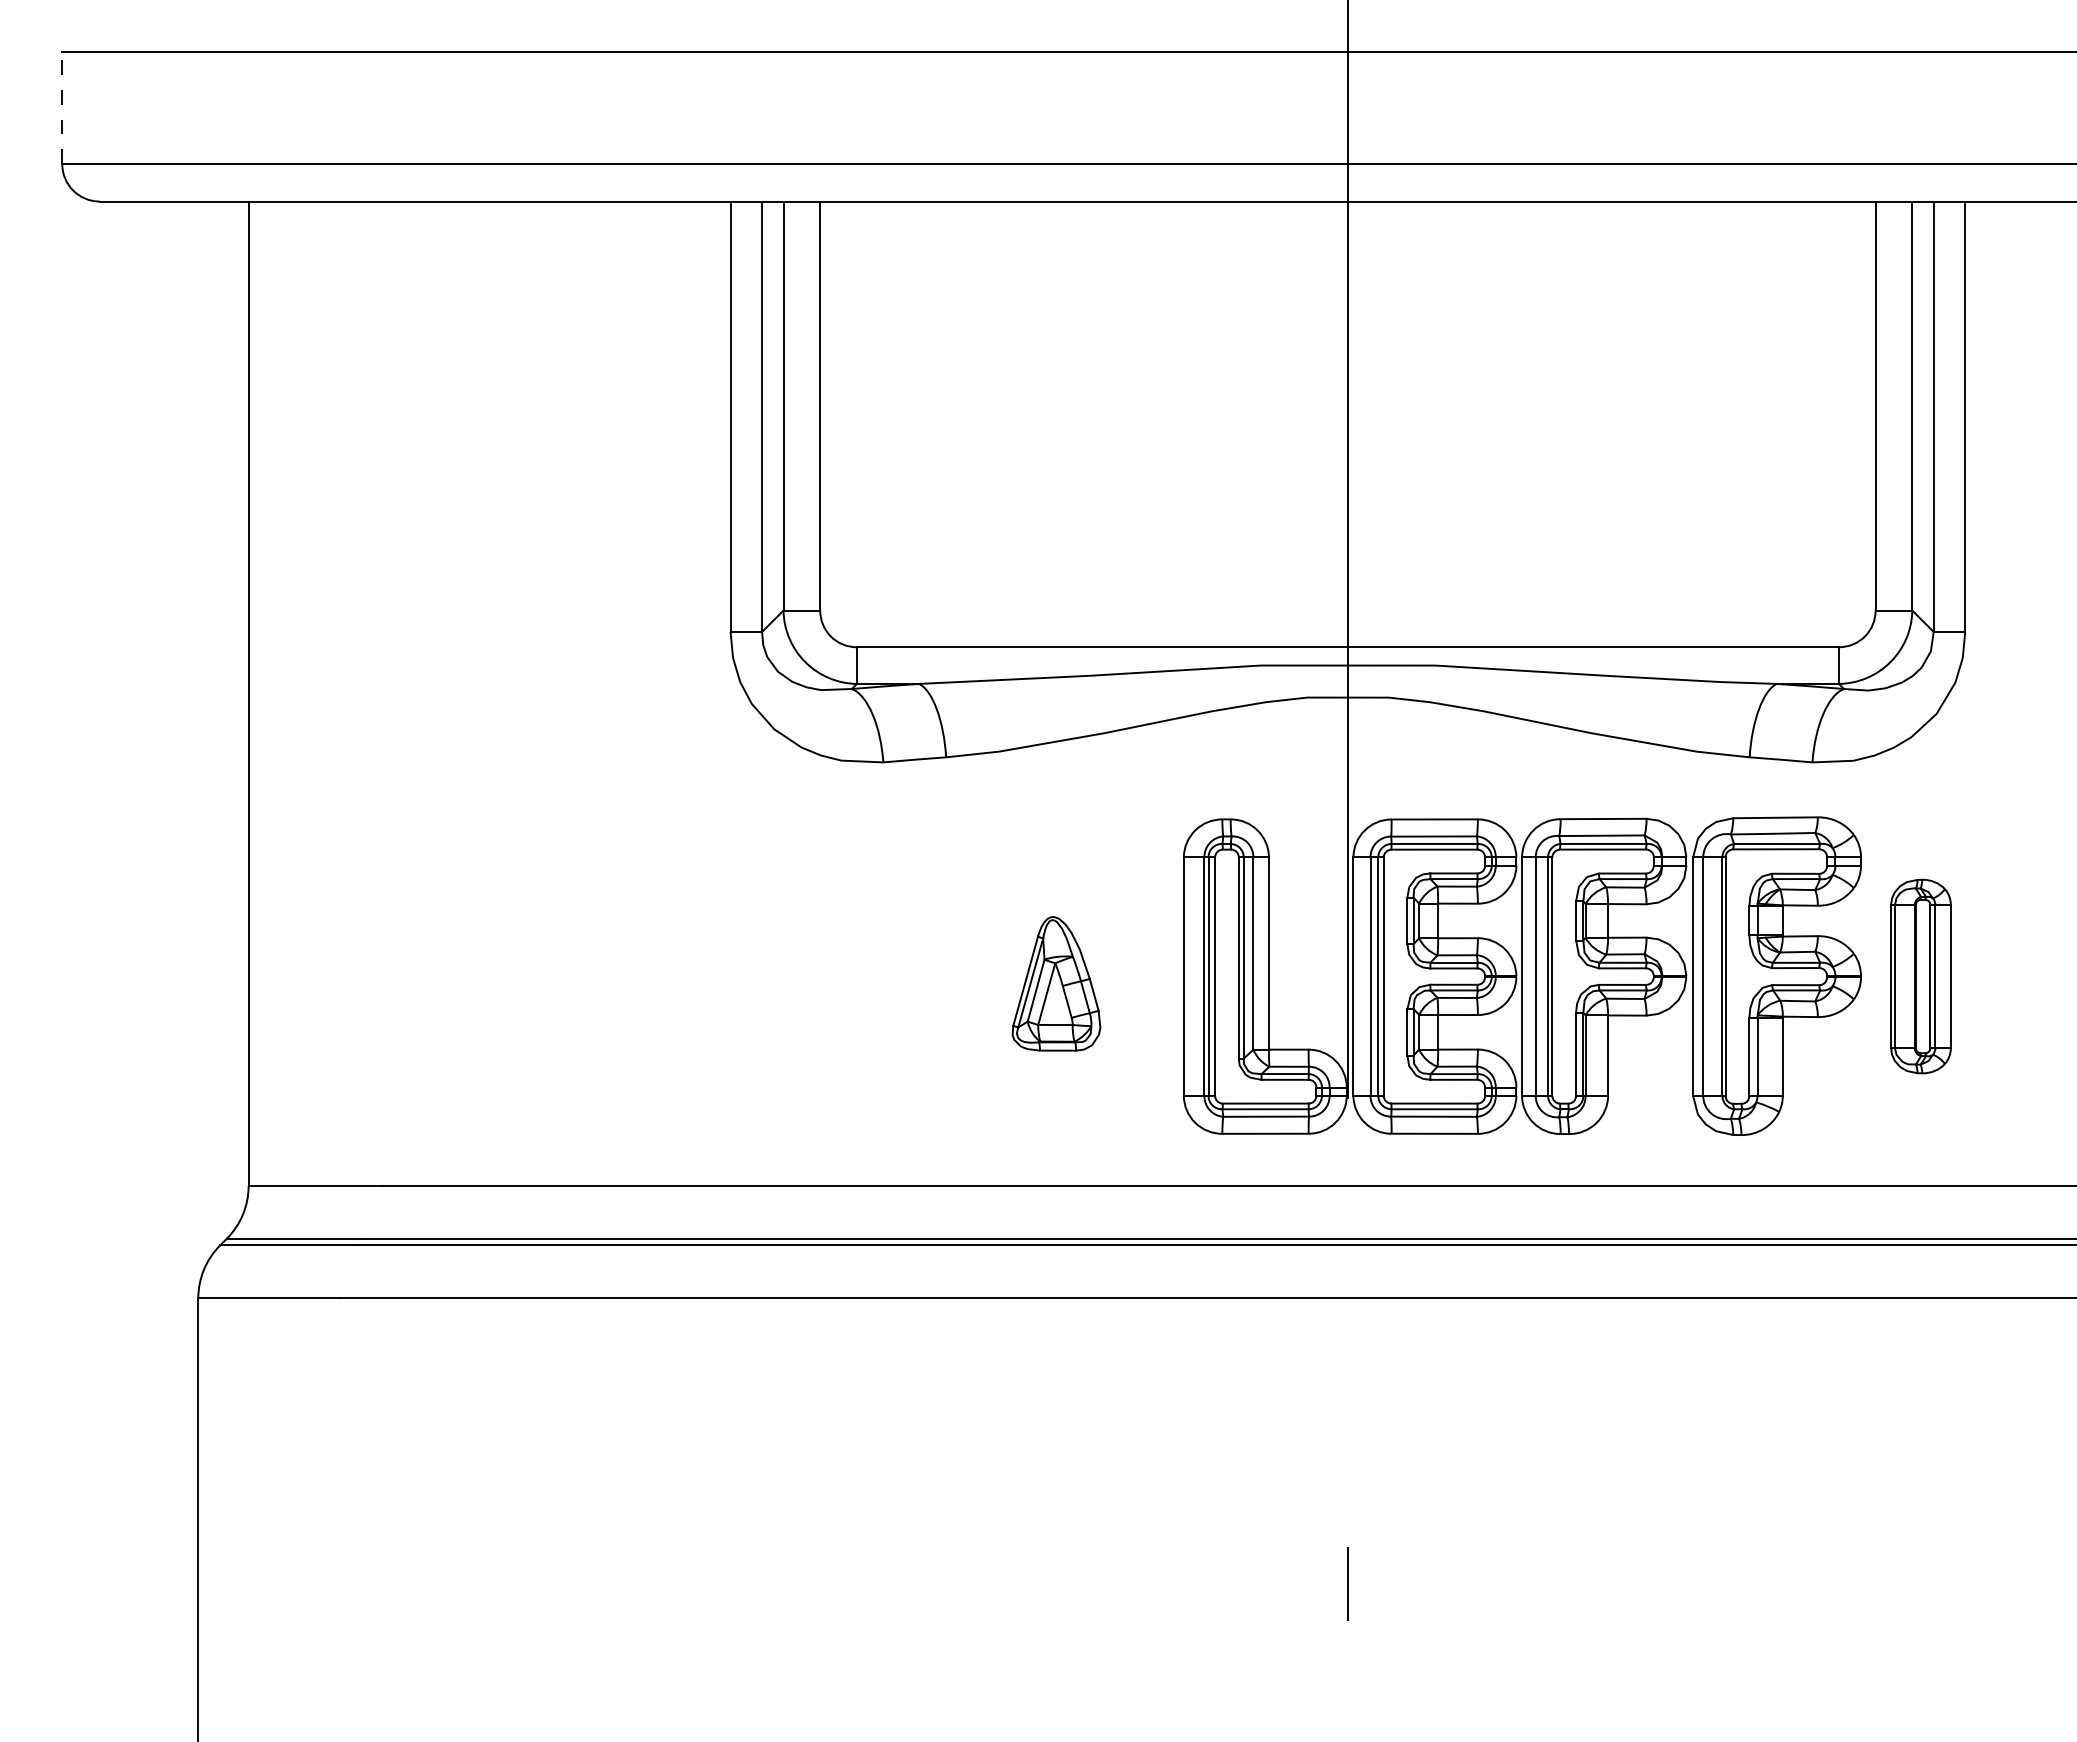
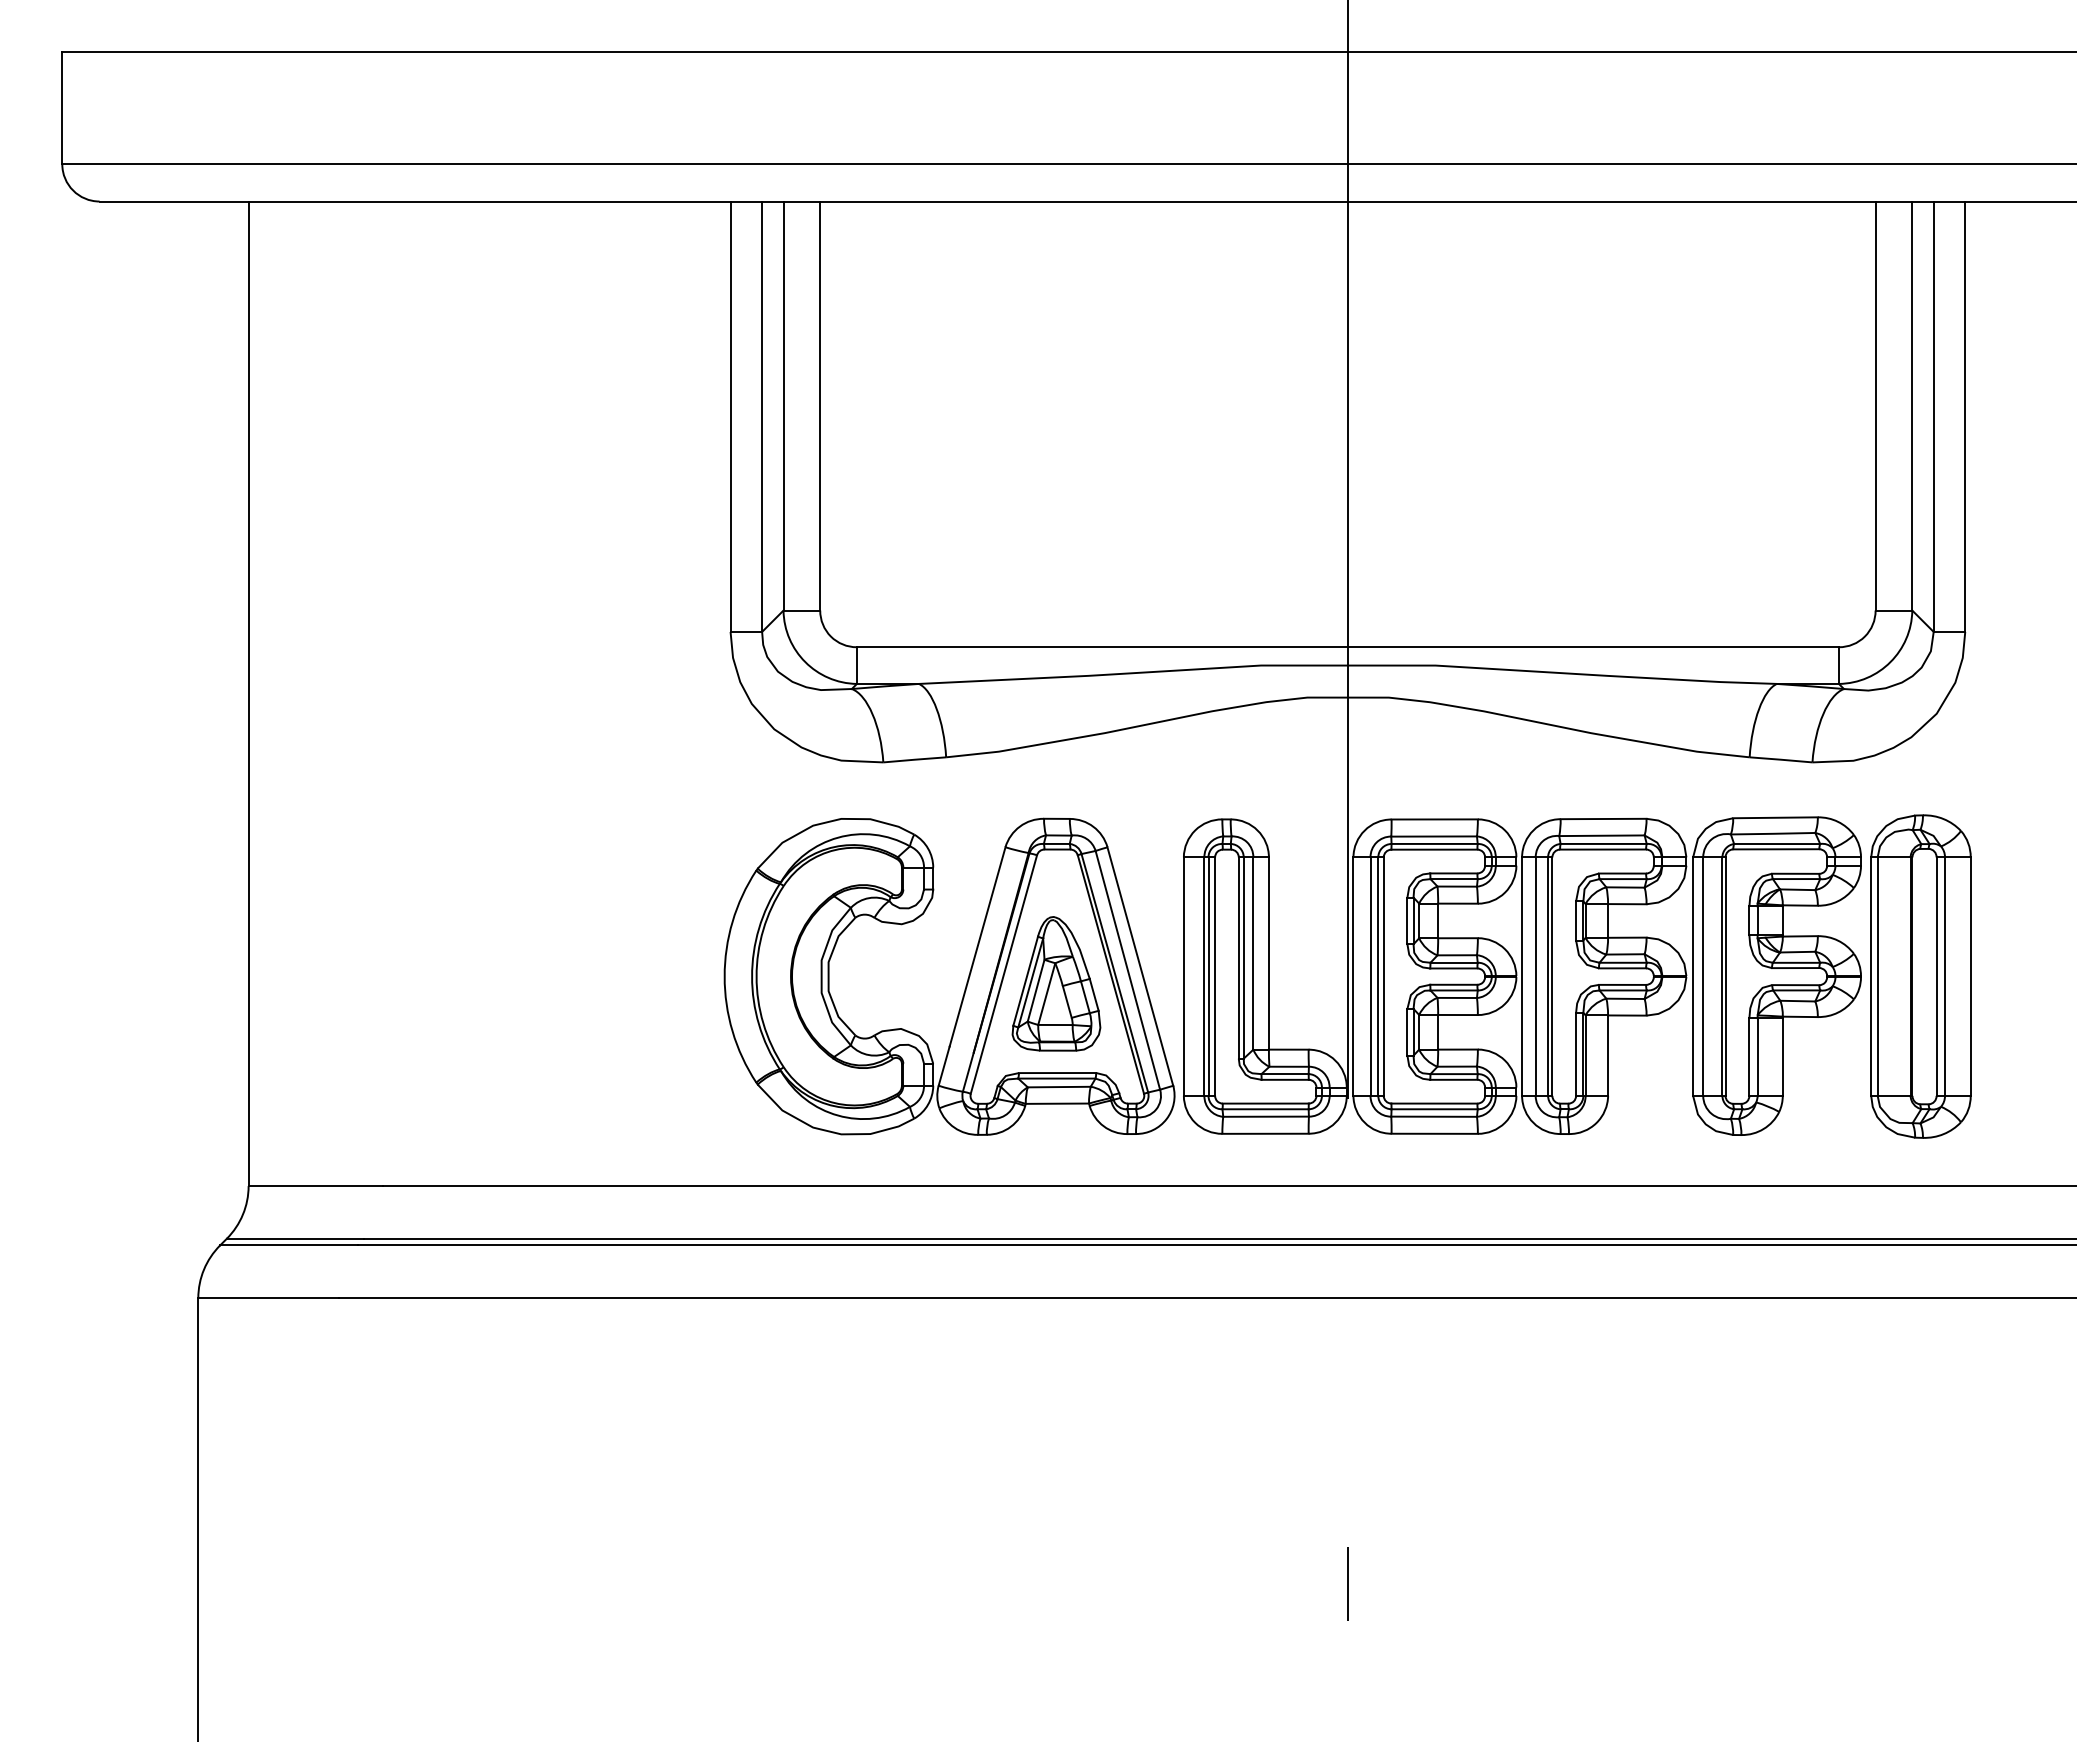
line: dashed -> solid (62, 108)
part size: 62x197 px -> 102x325 px (1920, 976)
part: none -> present (966, 982)
